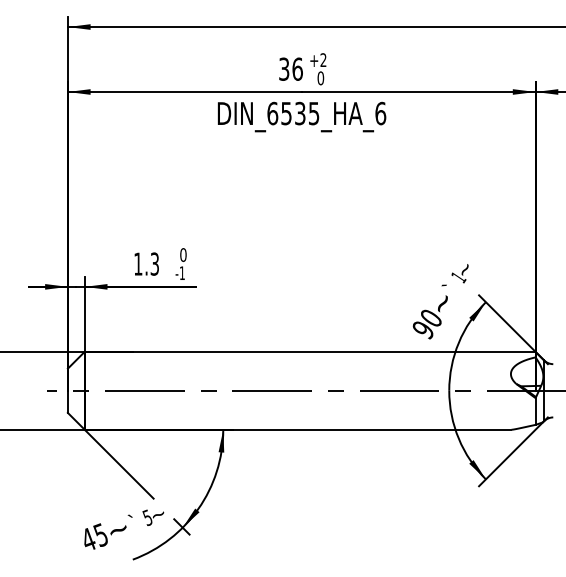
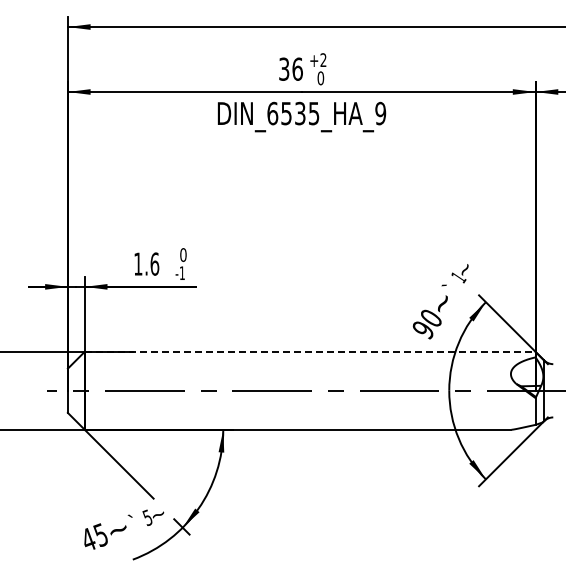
text: DIN_6535_HA_6 -> DIN_6535_HA_9 (380, 113)
text: 1.3 -> 1.6 (154, 263)
line: solid -> dashed (310, 351)
